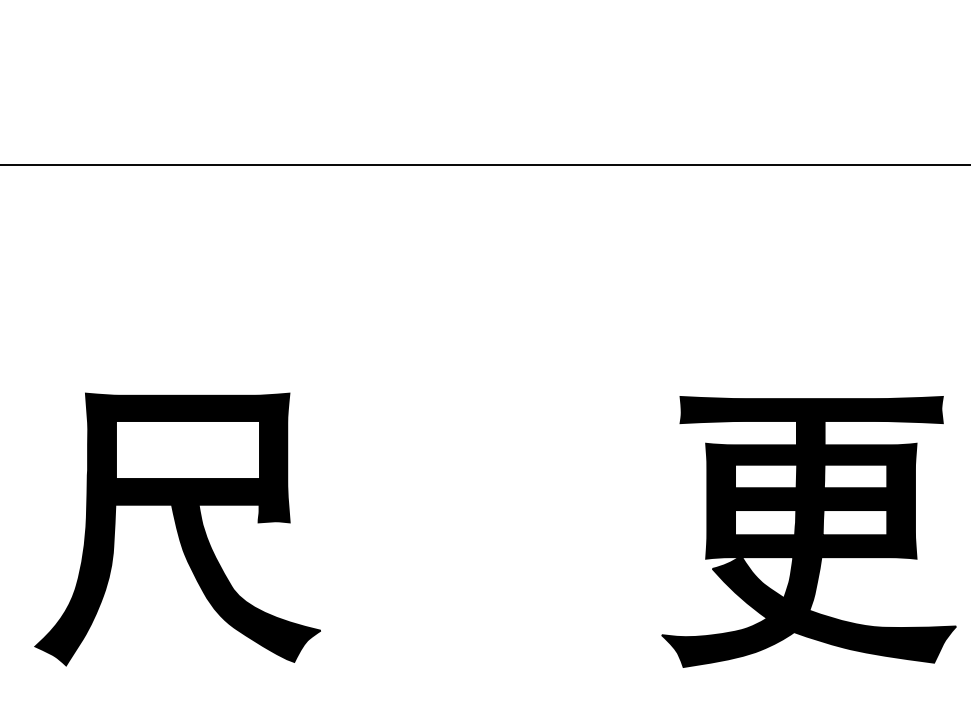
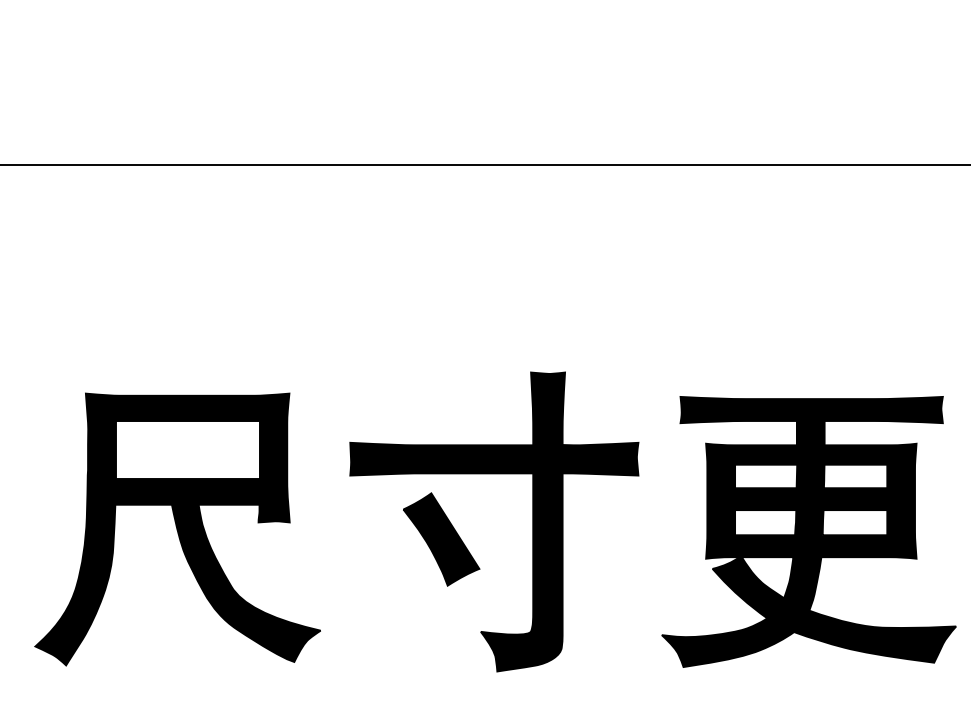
part: none -> present (461, 538)
